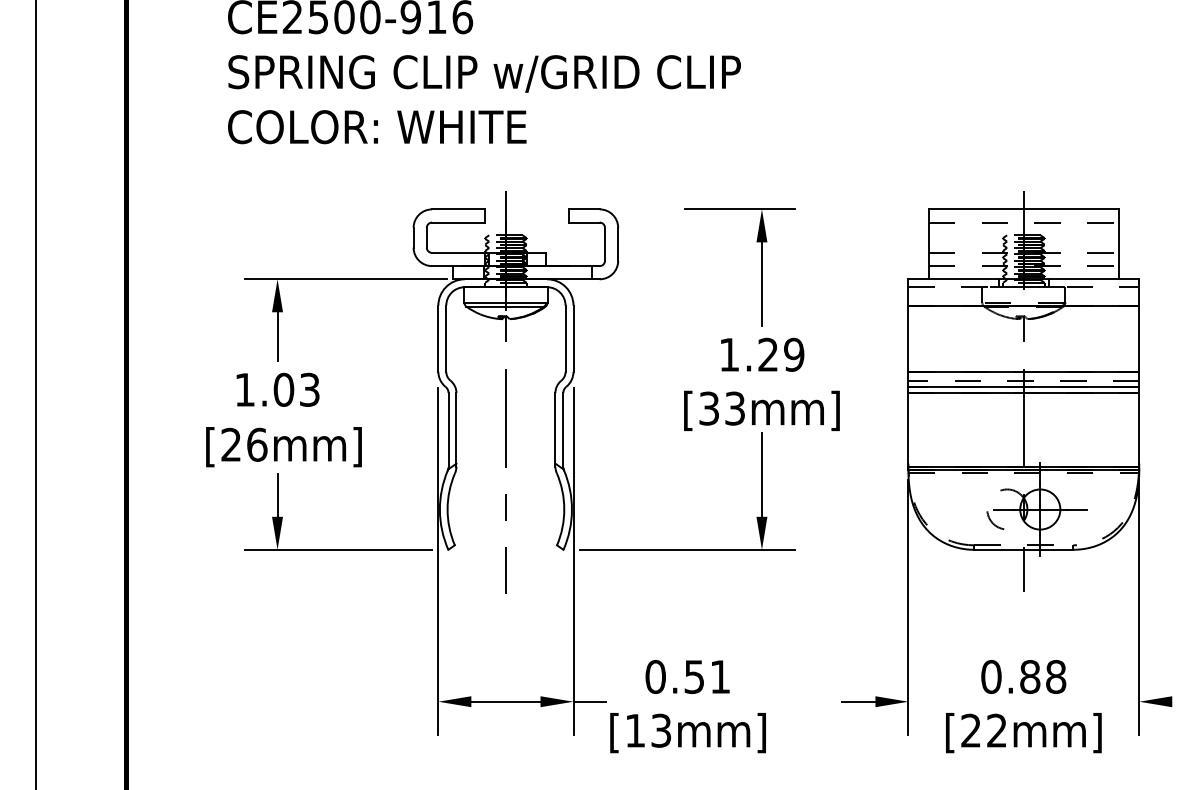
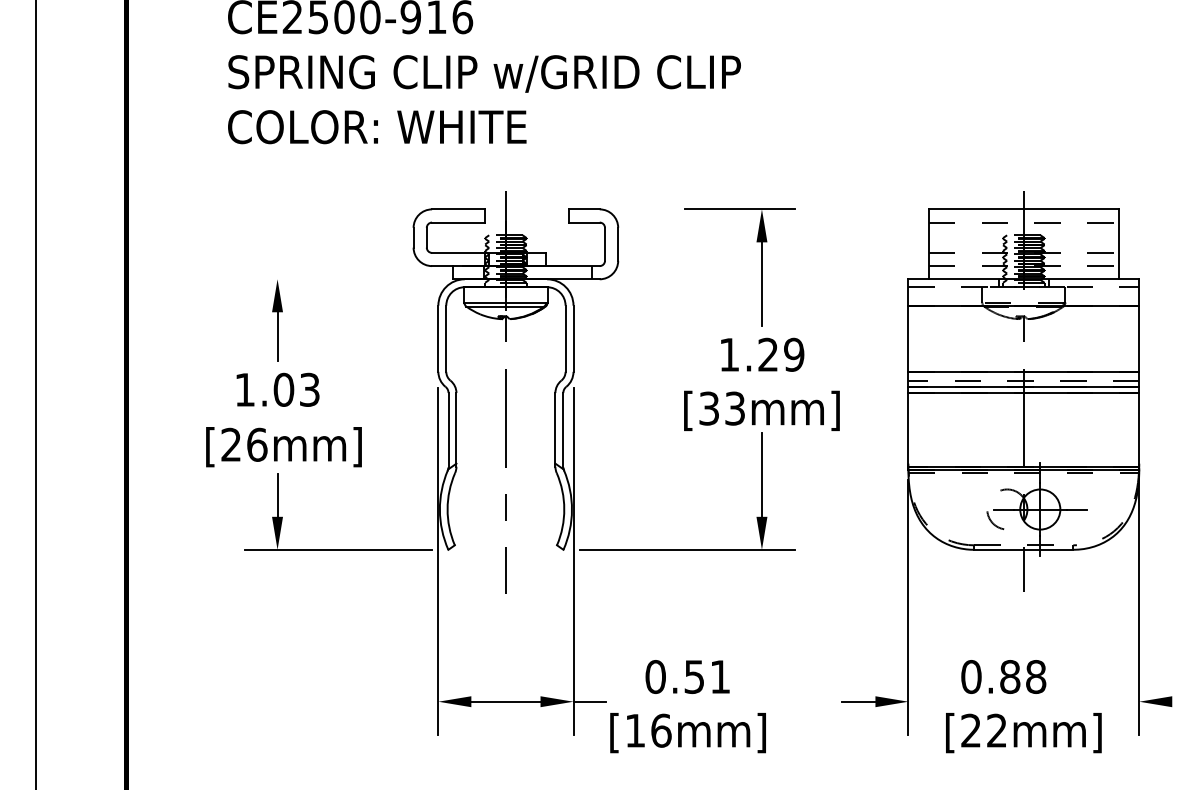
line: present -> none (345, 279)
text position: (1023, 676) -> (1003, 676) (1003, 676)
text: [13mm] -> [16mm] (661, 730)
